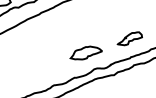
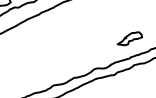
part: present -> none (85, 52)
